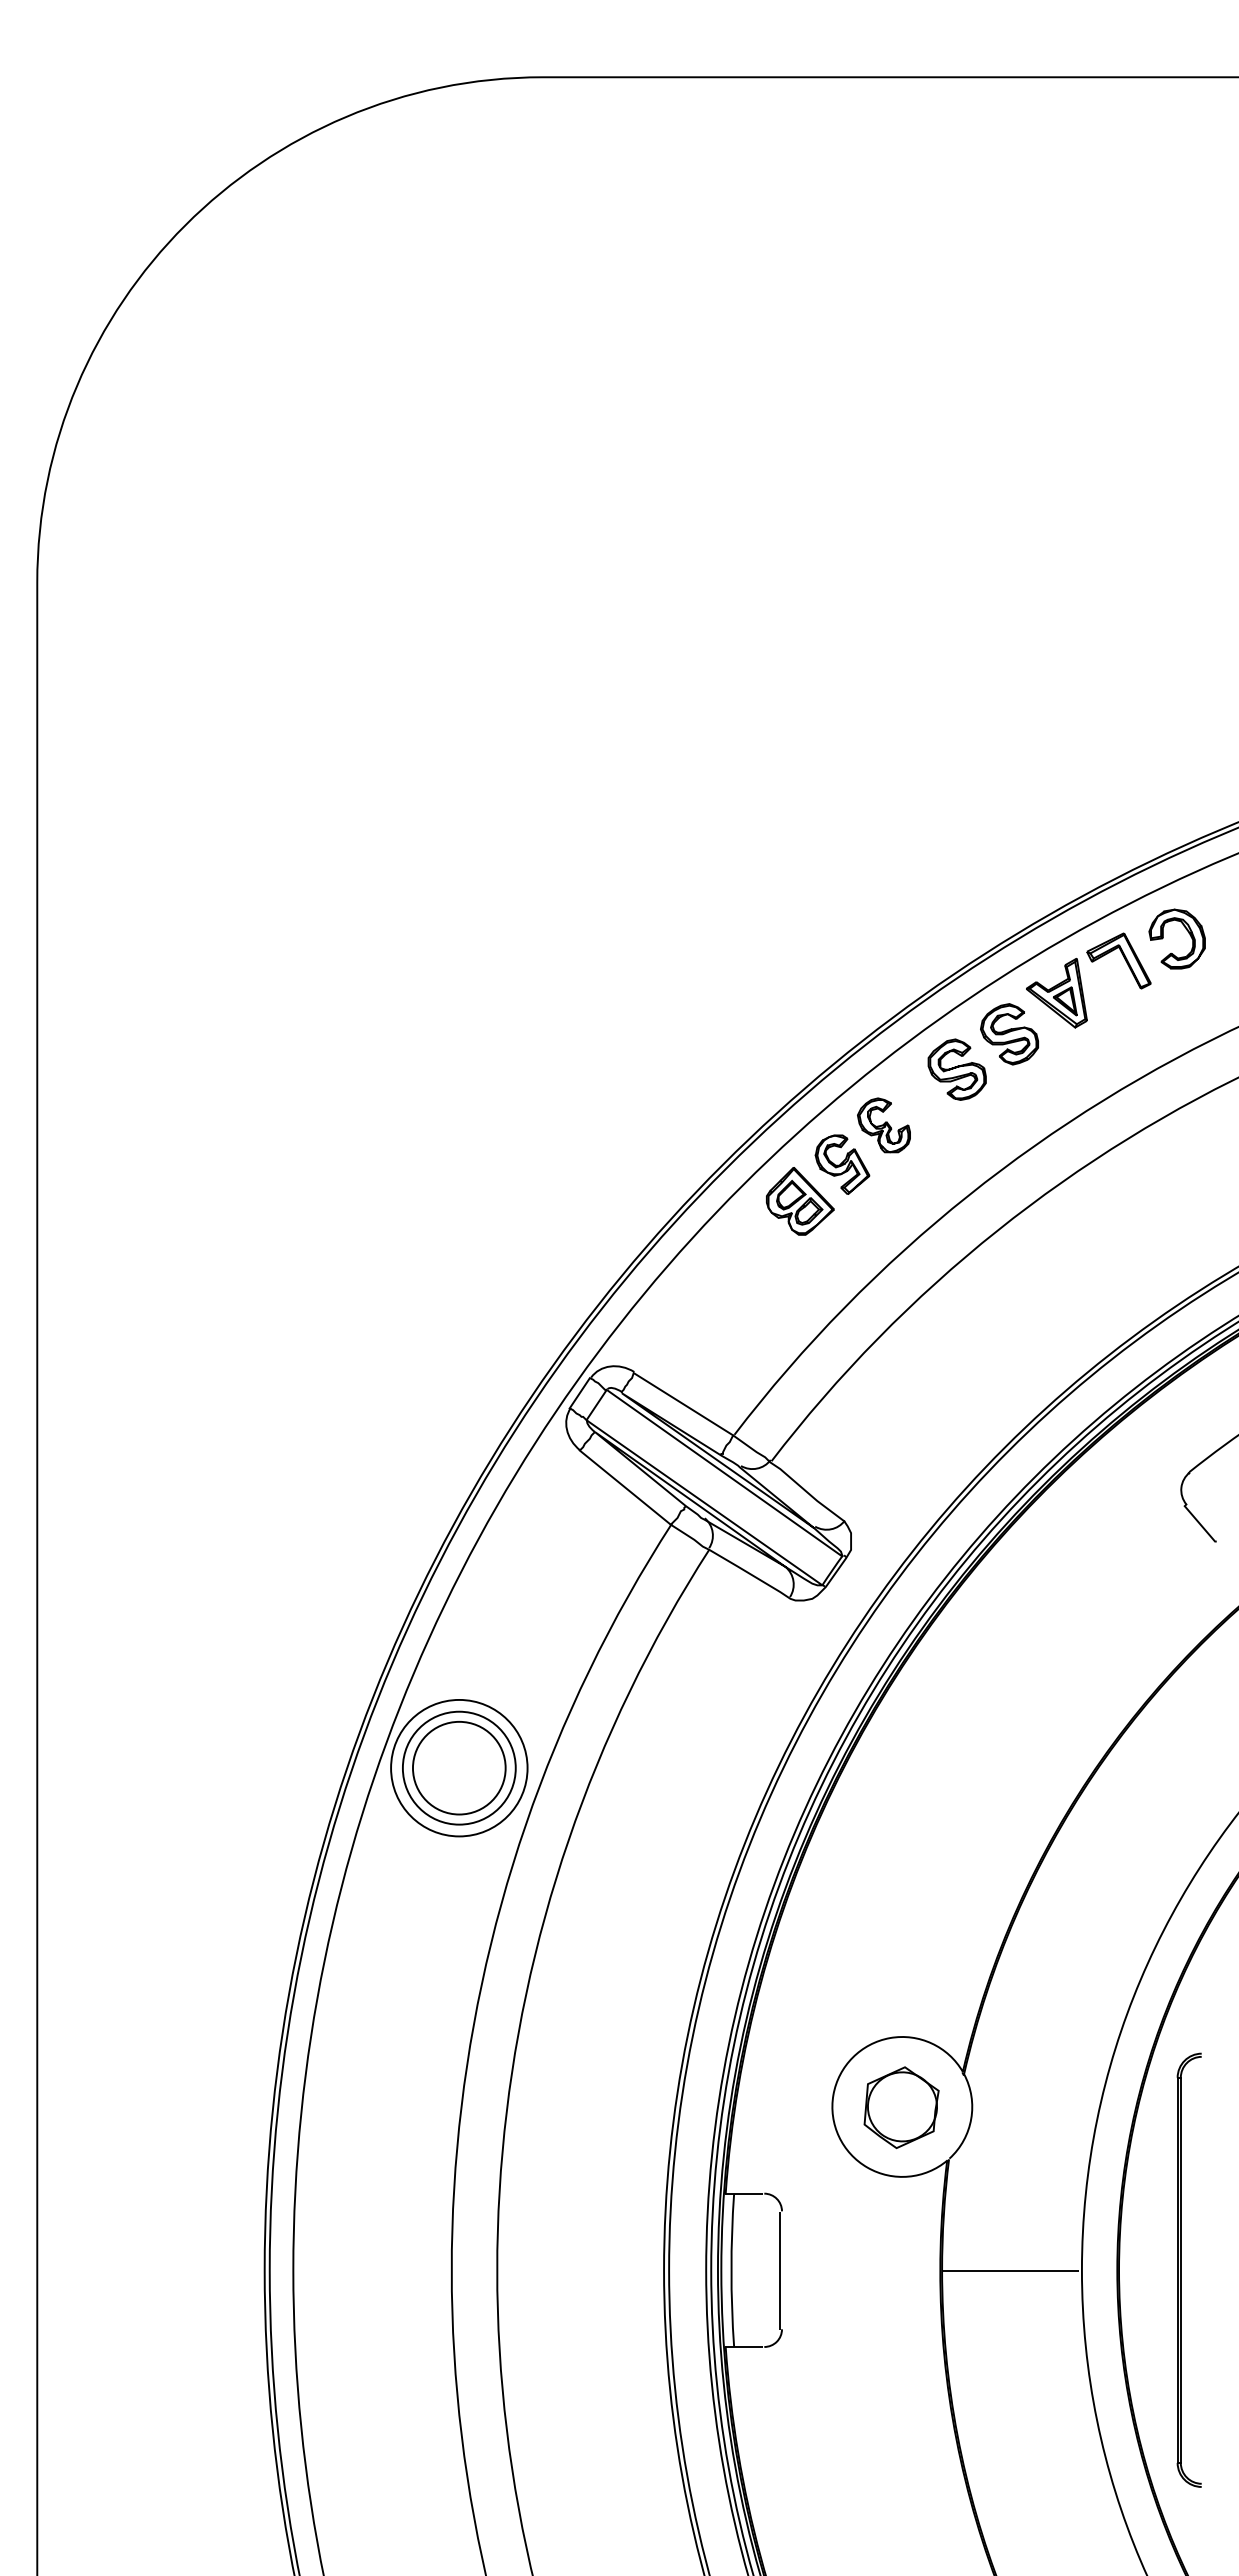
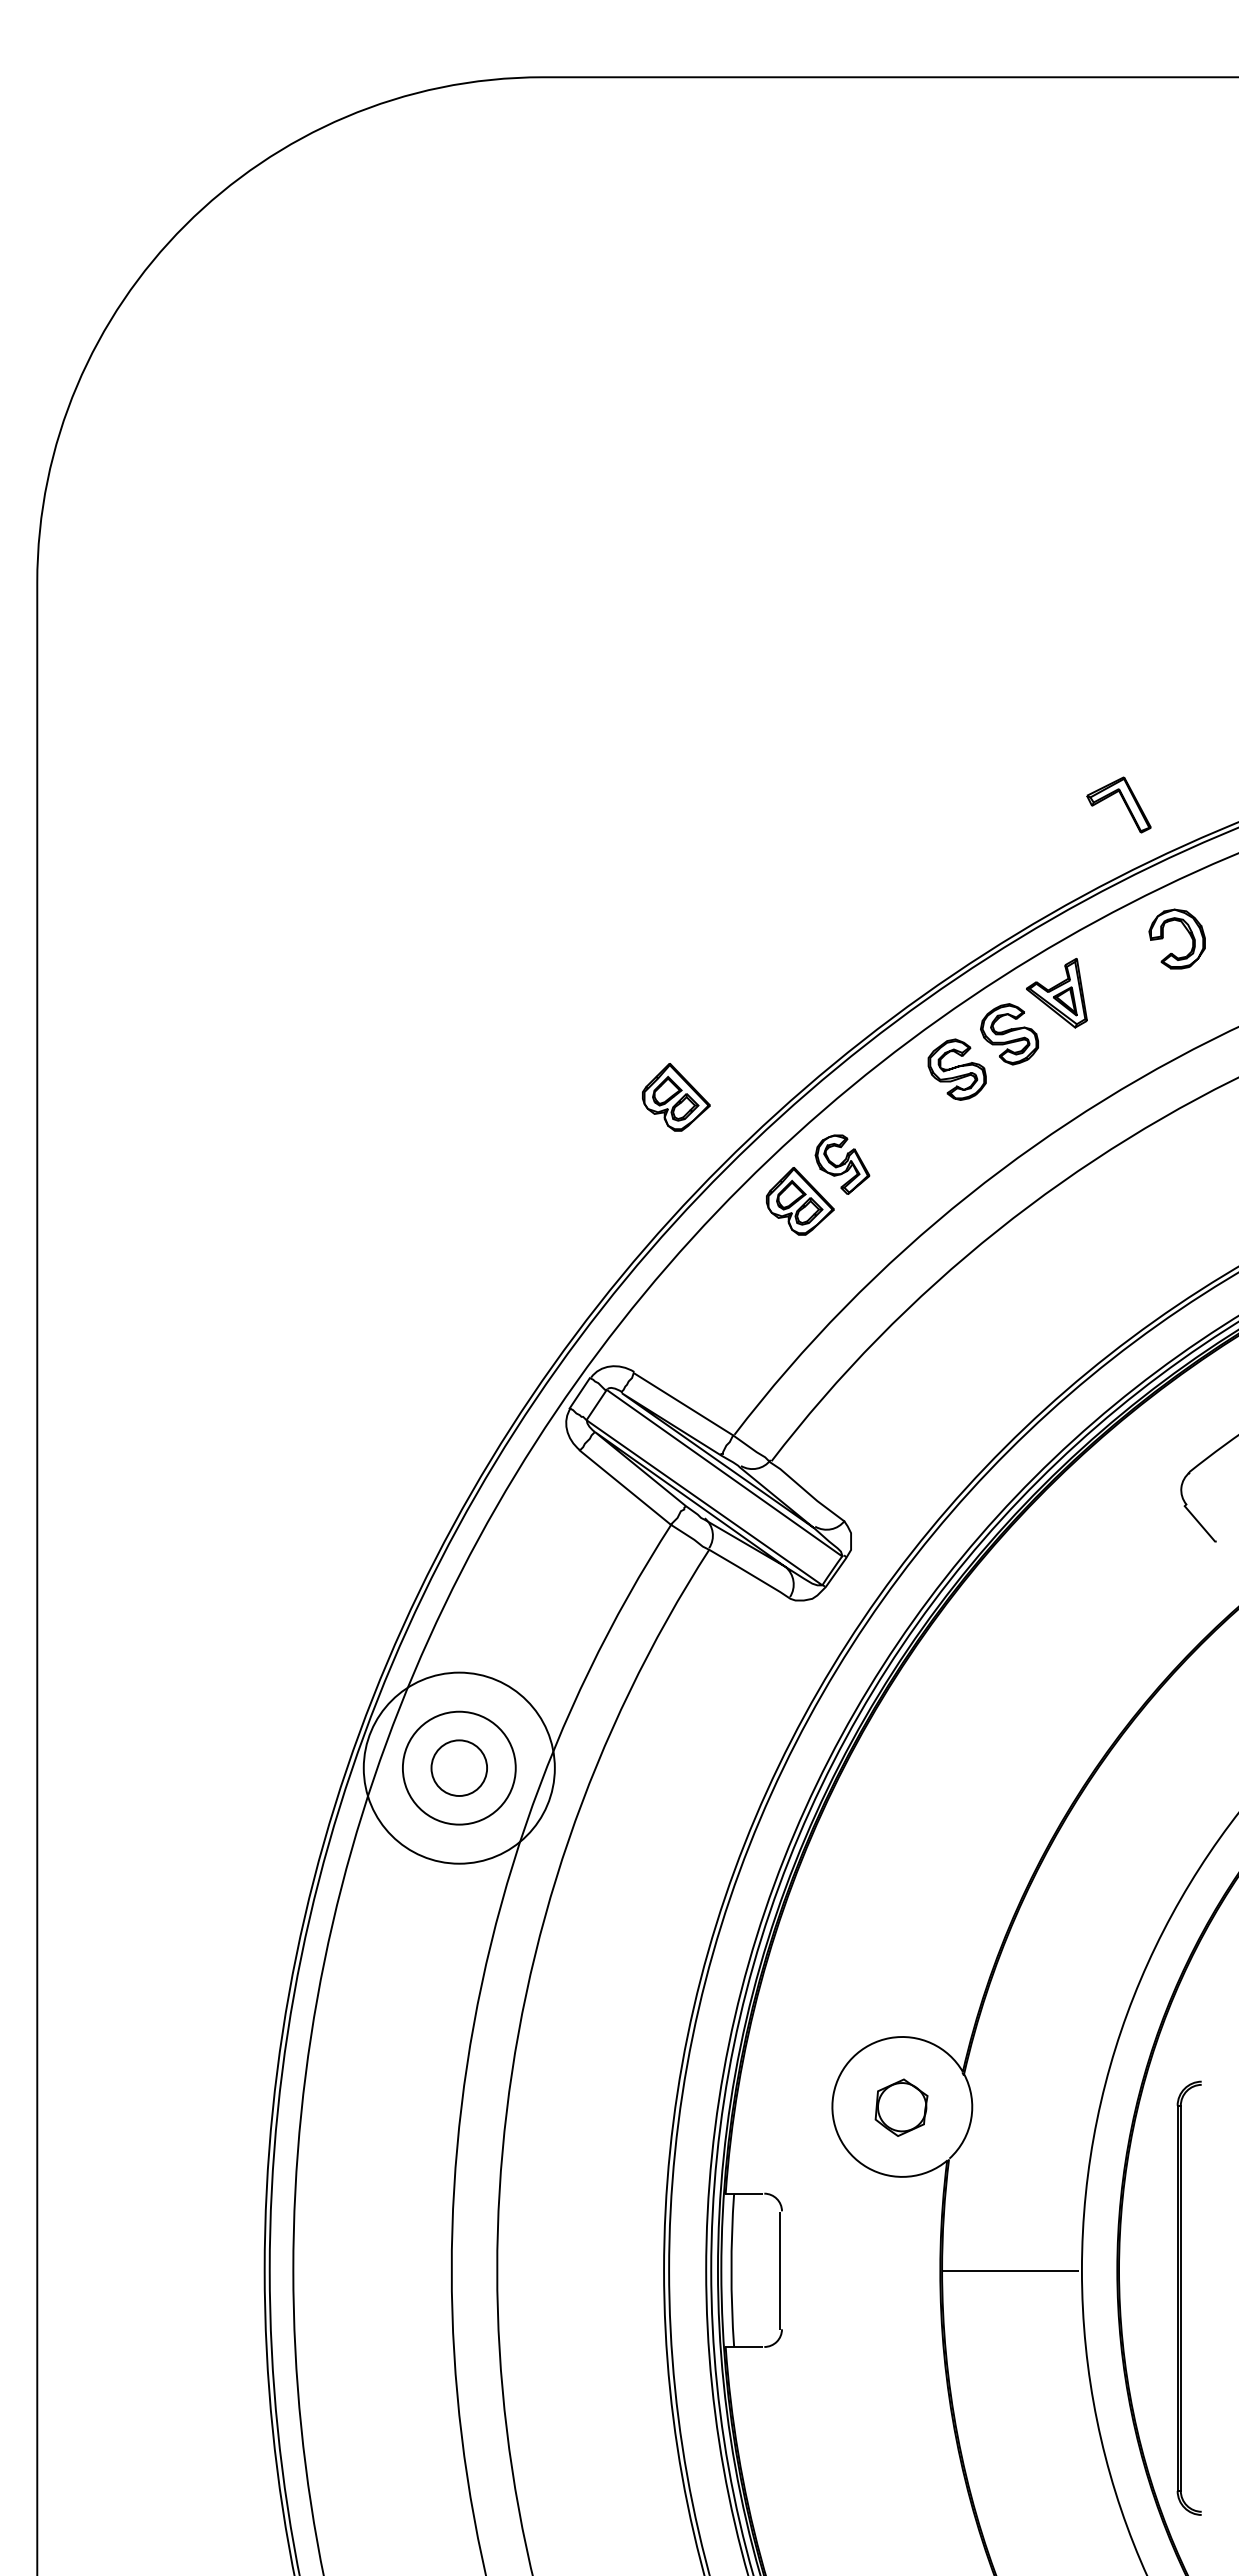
part position: (1118, 960) -> (1118, 804) (1118, 804)
part: none -> present (676, 1097)
part: present -> none (883, 1125)
circle diameter: 93 px -> 56 px (459, 1767)
circle diameter: 136 px -> 191 px (458, 1767)
part size: 77x84 px -> 55x59 px (901, 2107)
part position: (1181, 2269) -> (1181, 2297) (1181, 2297)
